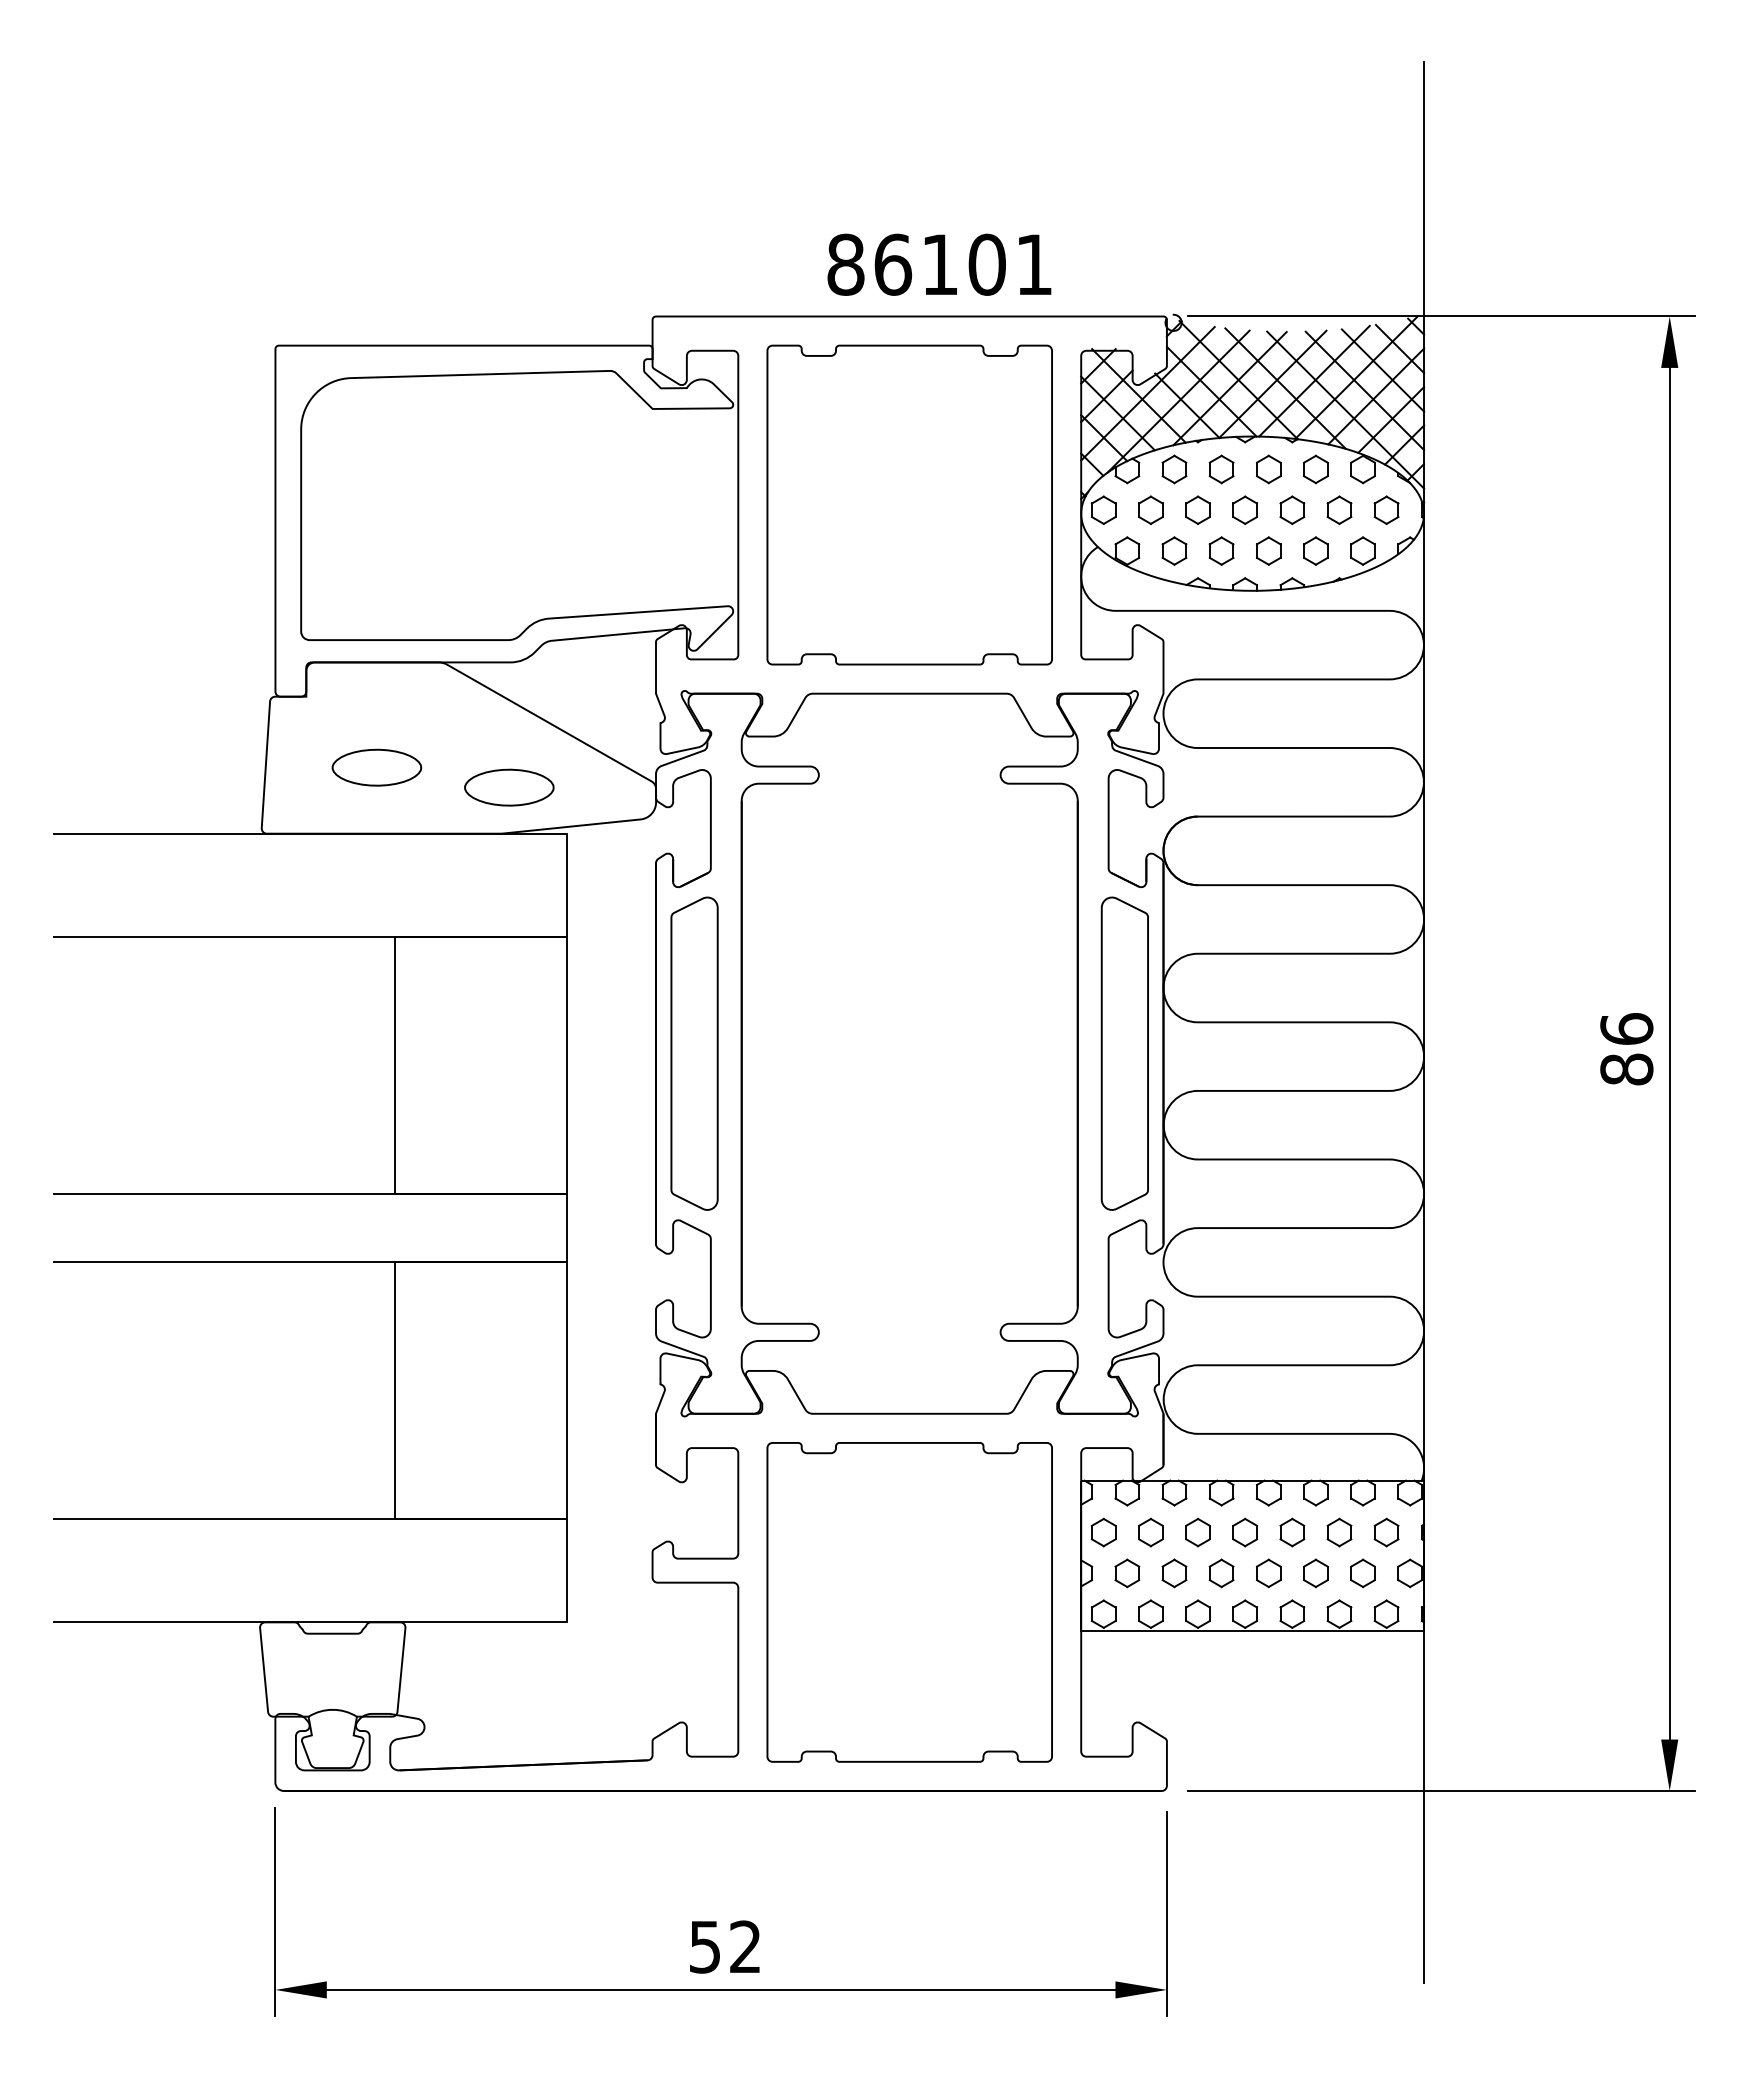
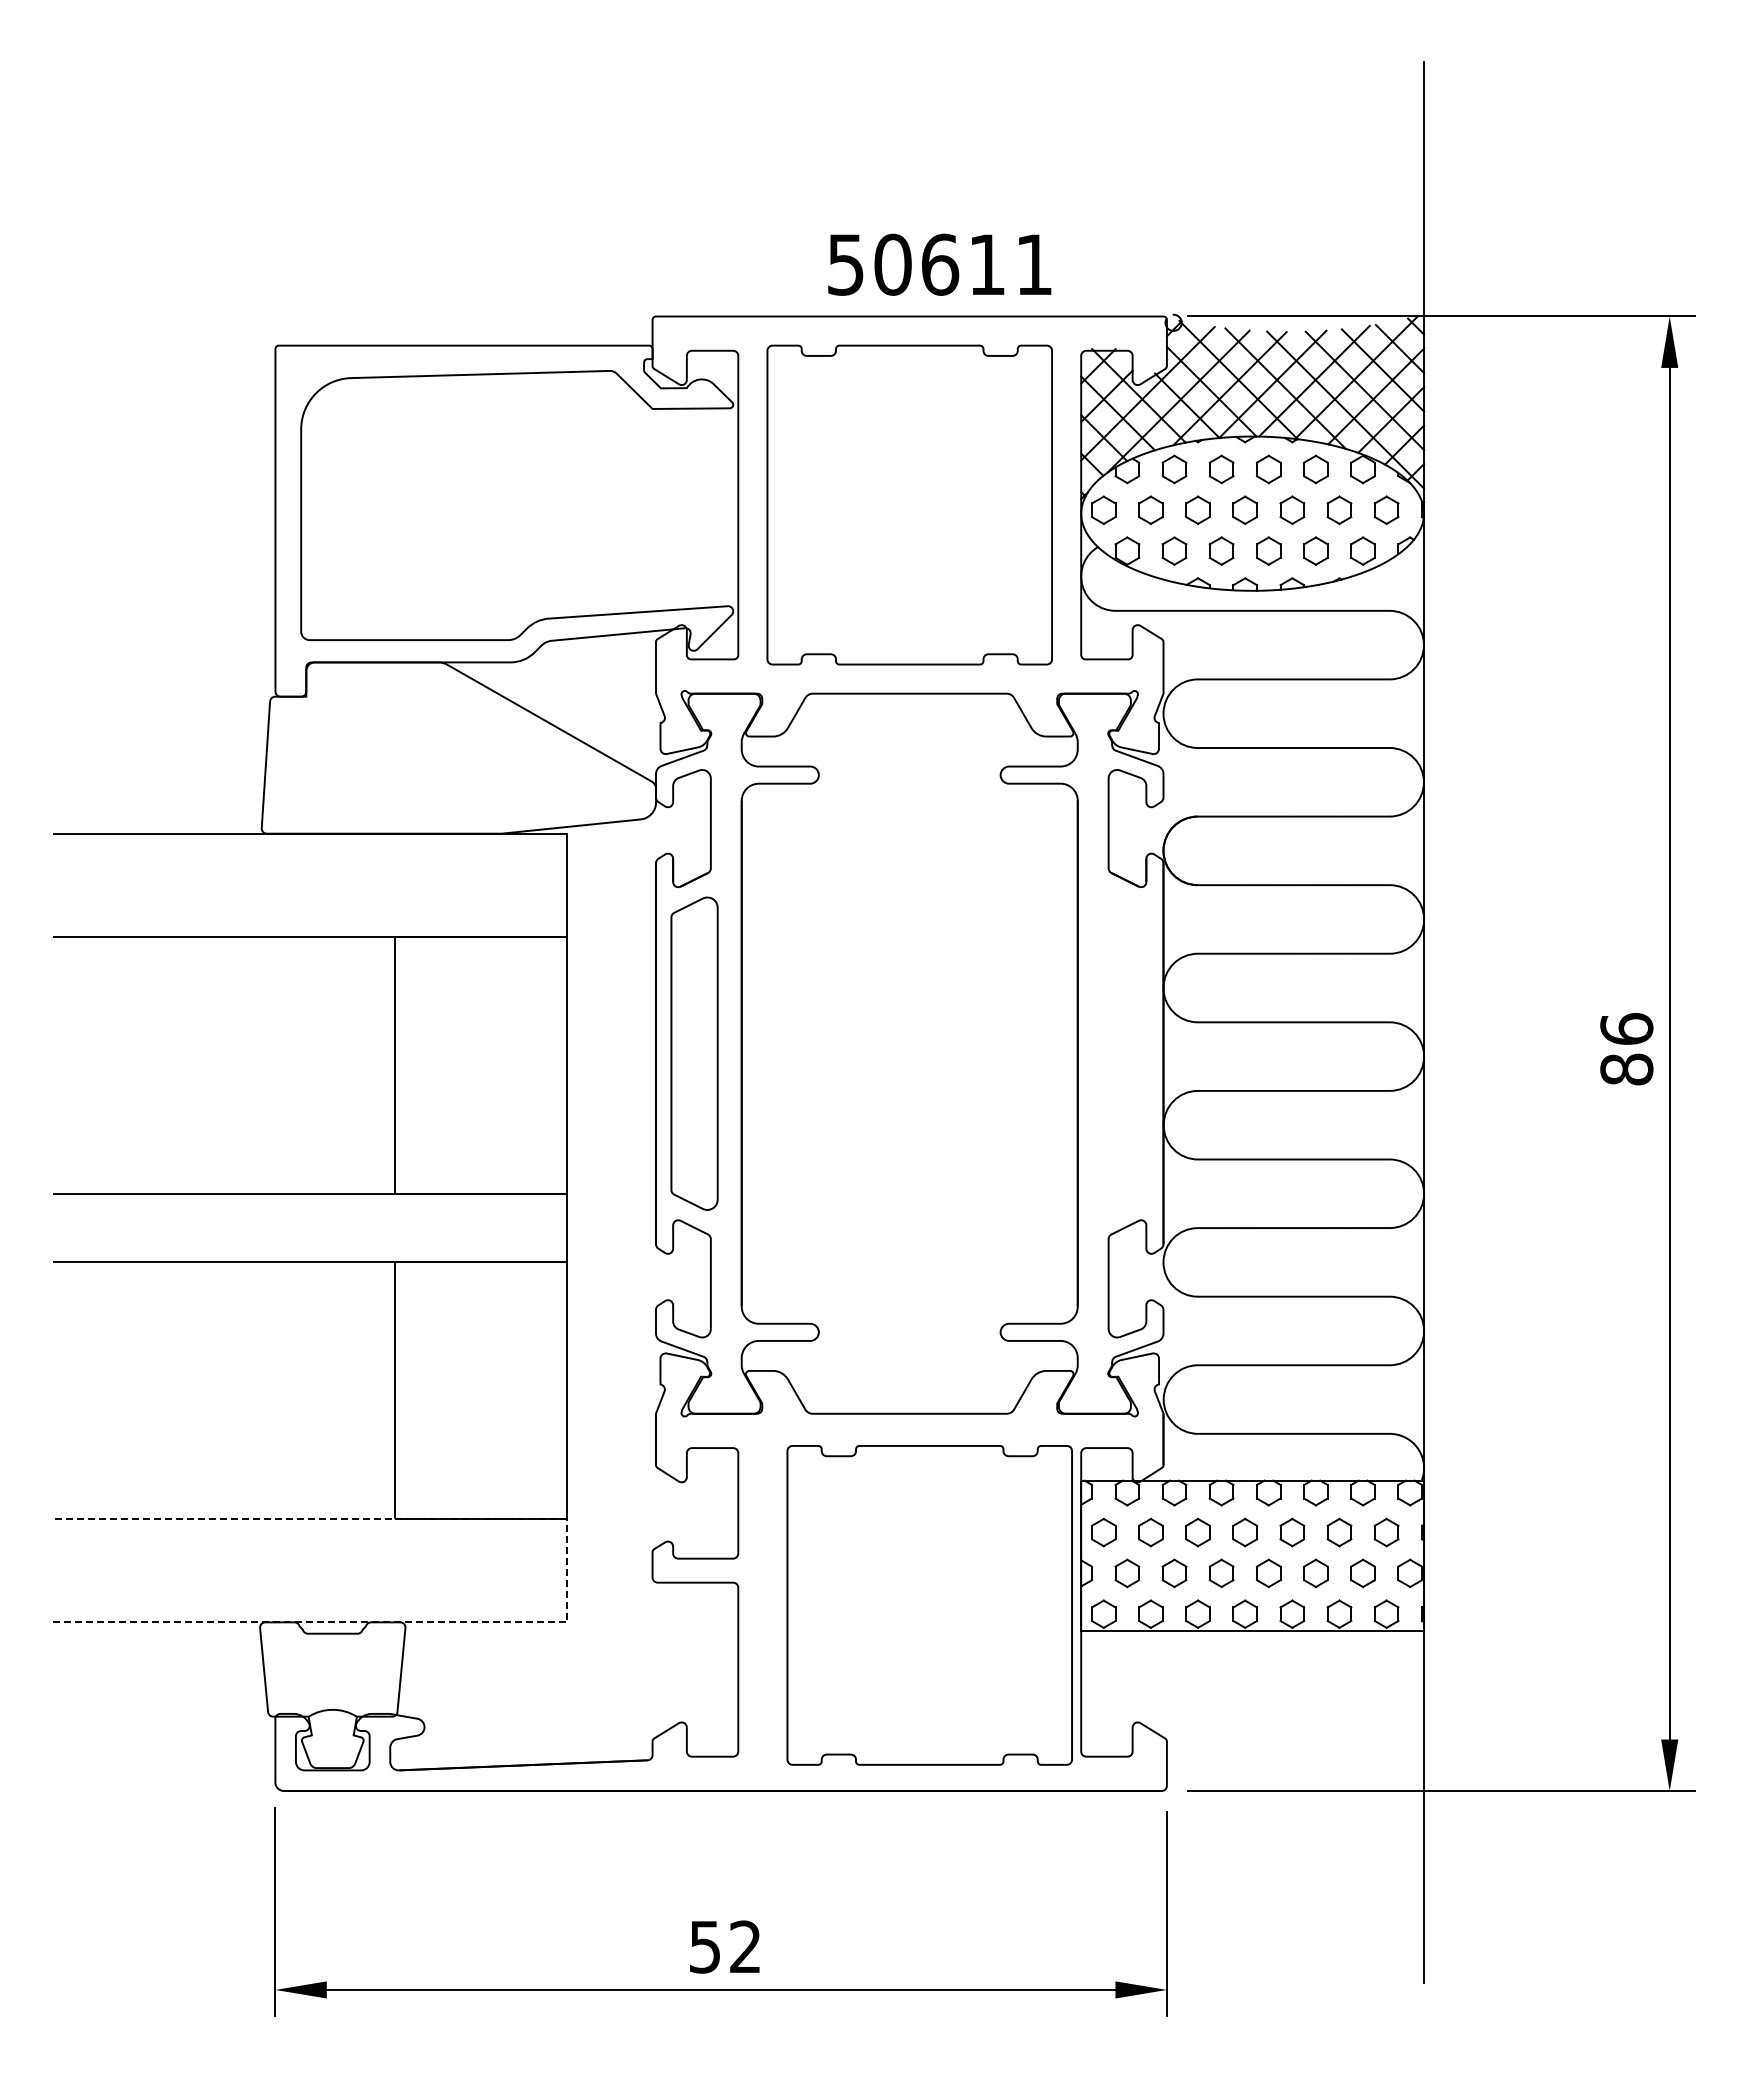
text: 86101 -> 50611 (916, 264)
part: present -> none (376, 767)
part: present -> none (509, 787)
part: present -> none (1124, 1053)
line: solid -> dashed (566, 1570)
part position: (909, 1602) -> (929, 1605) (929, 1605)
